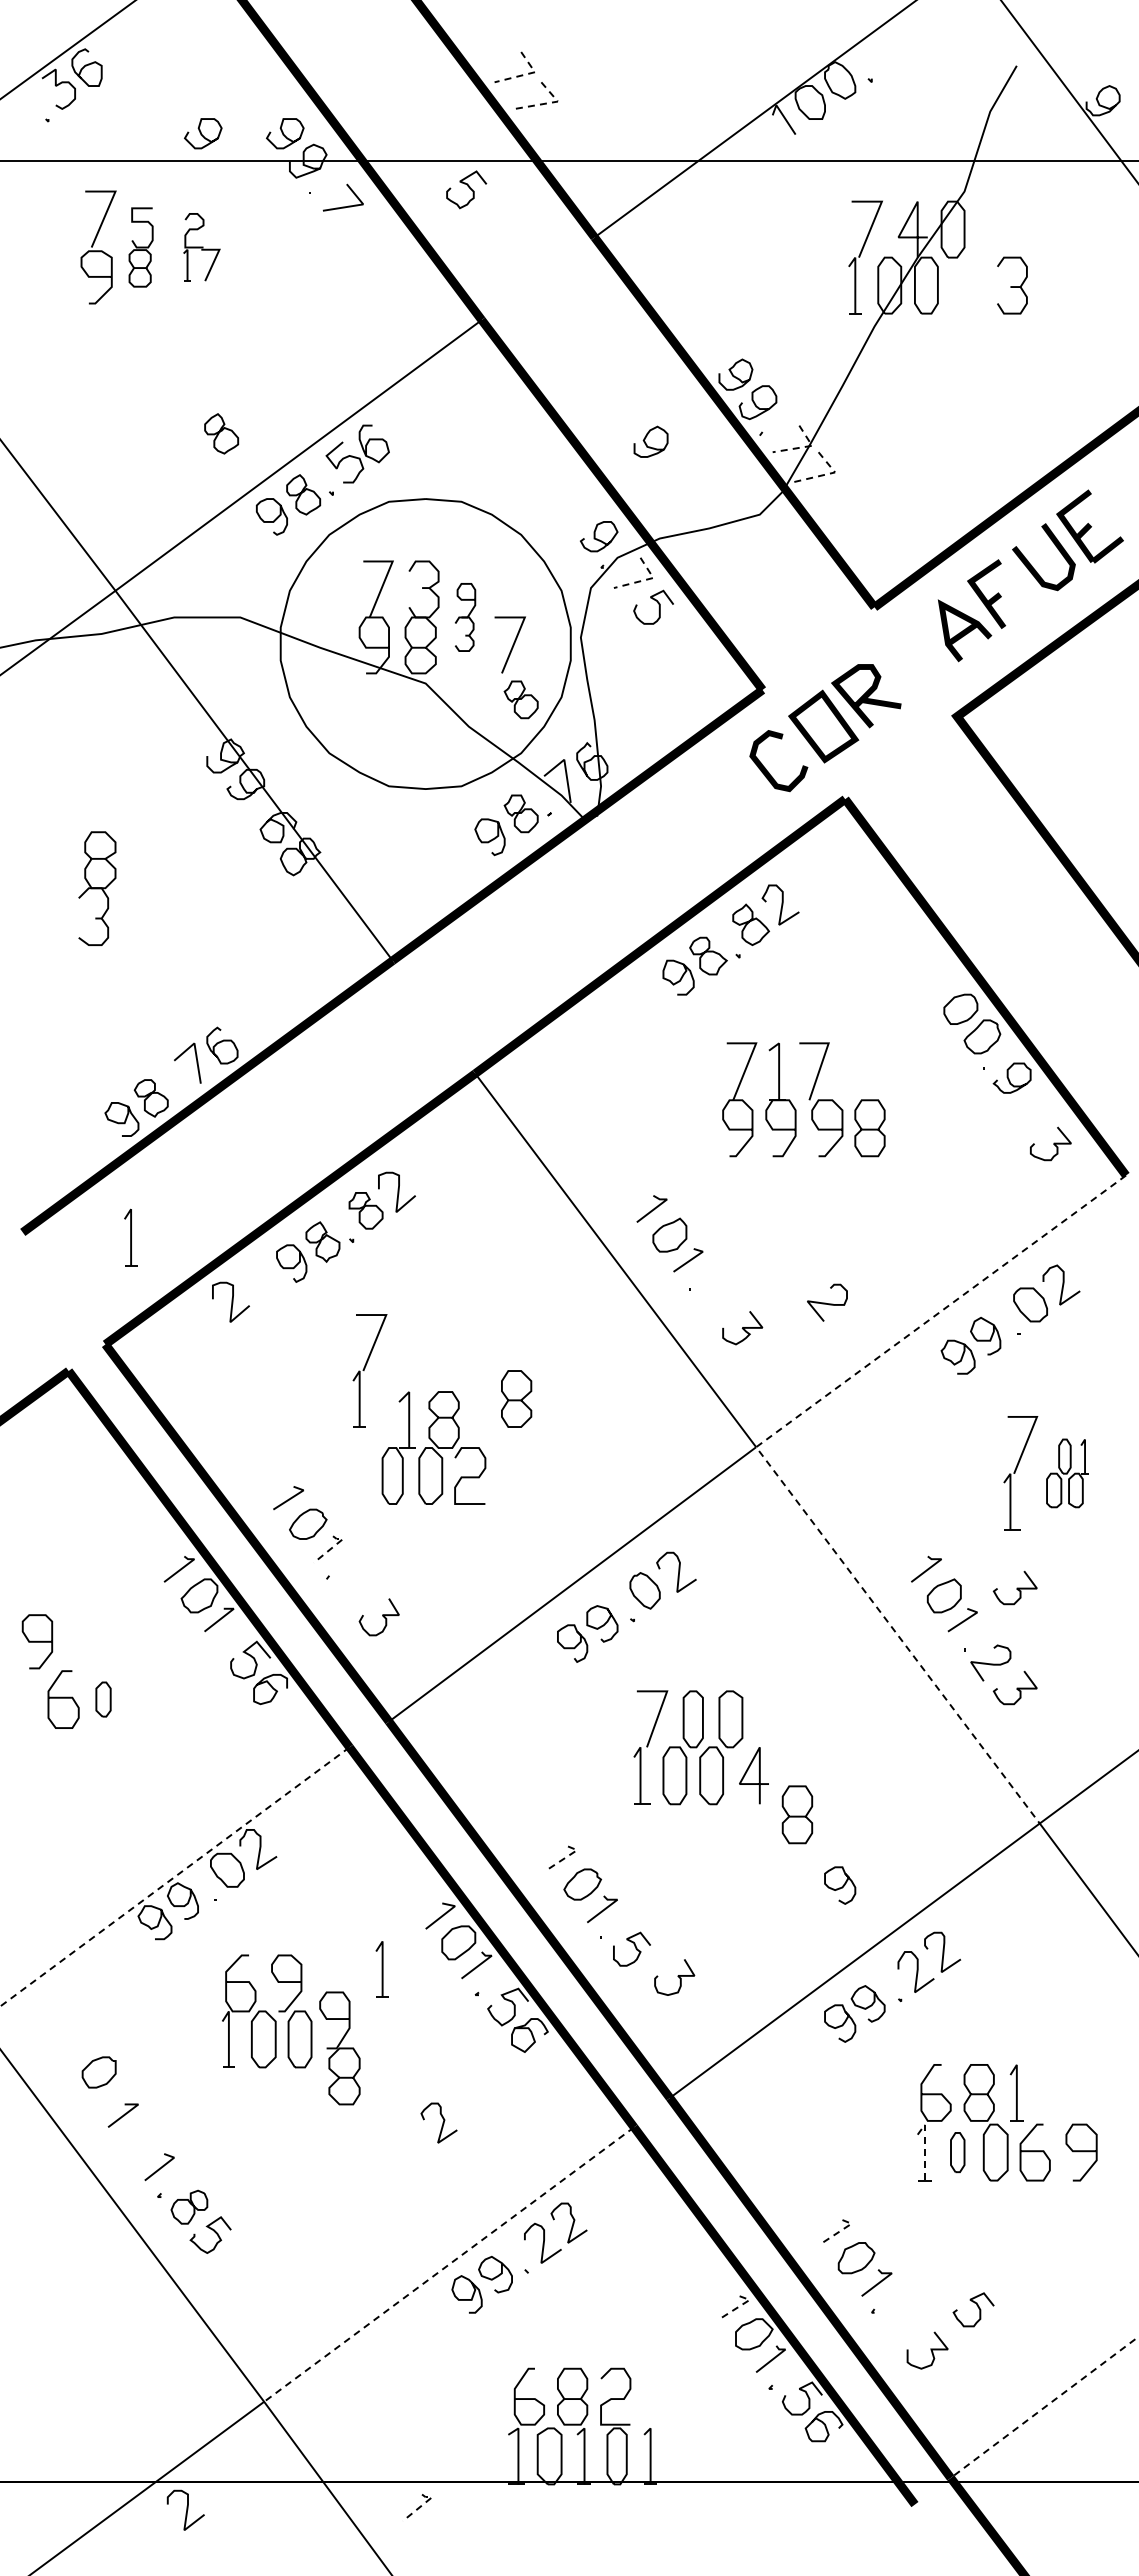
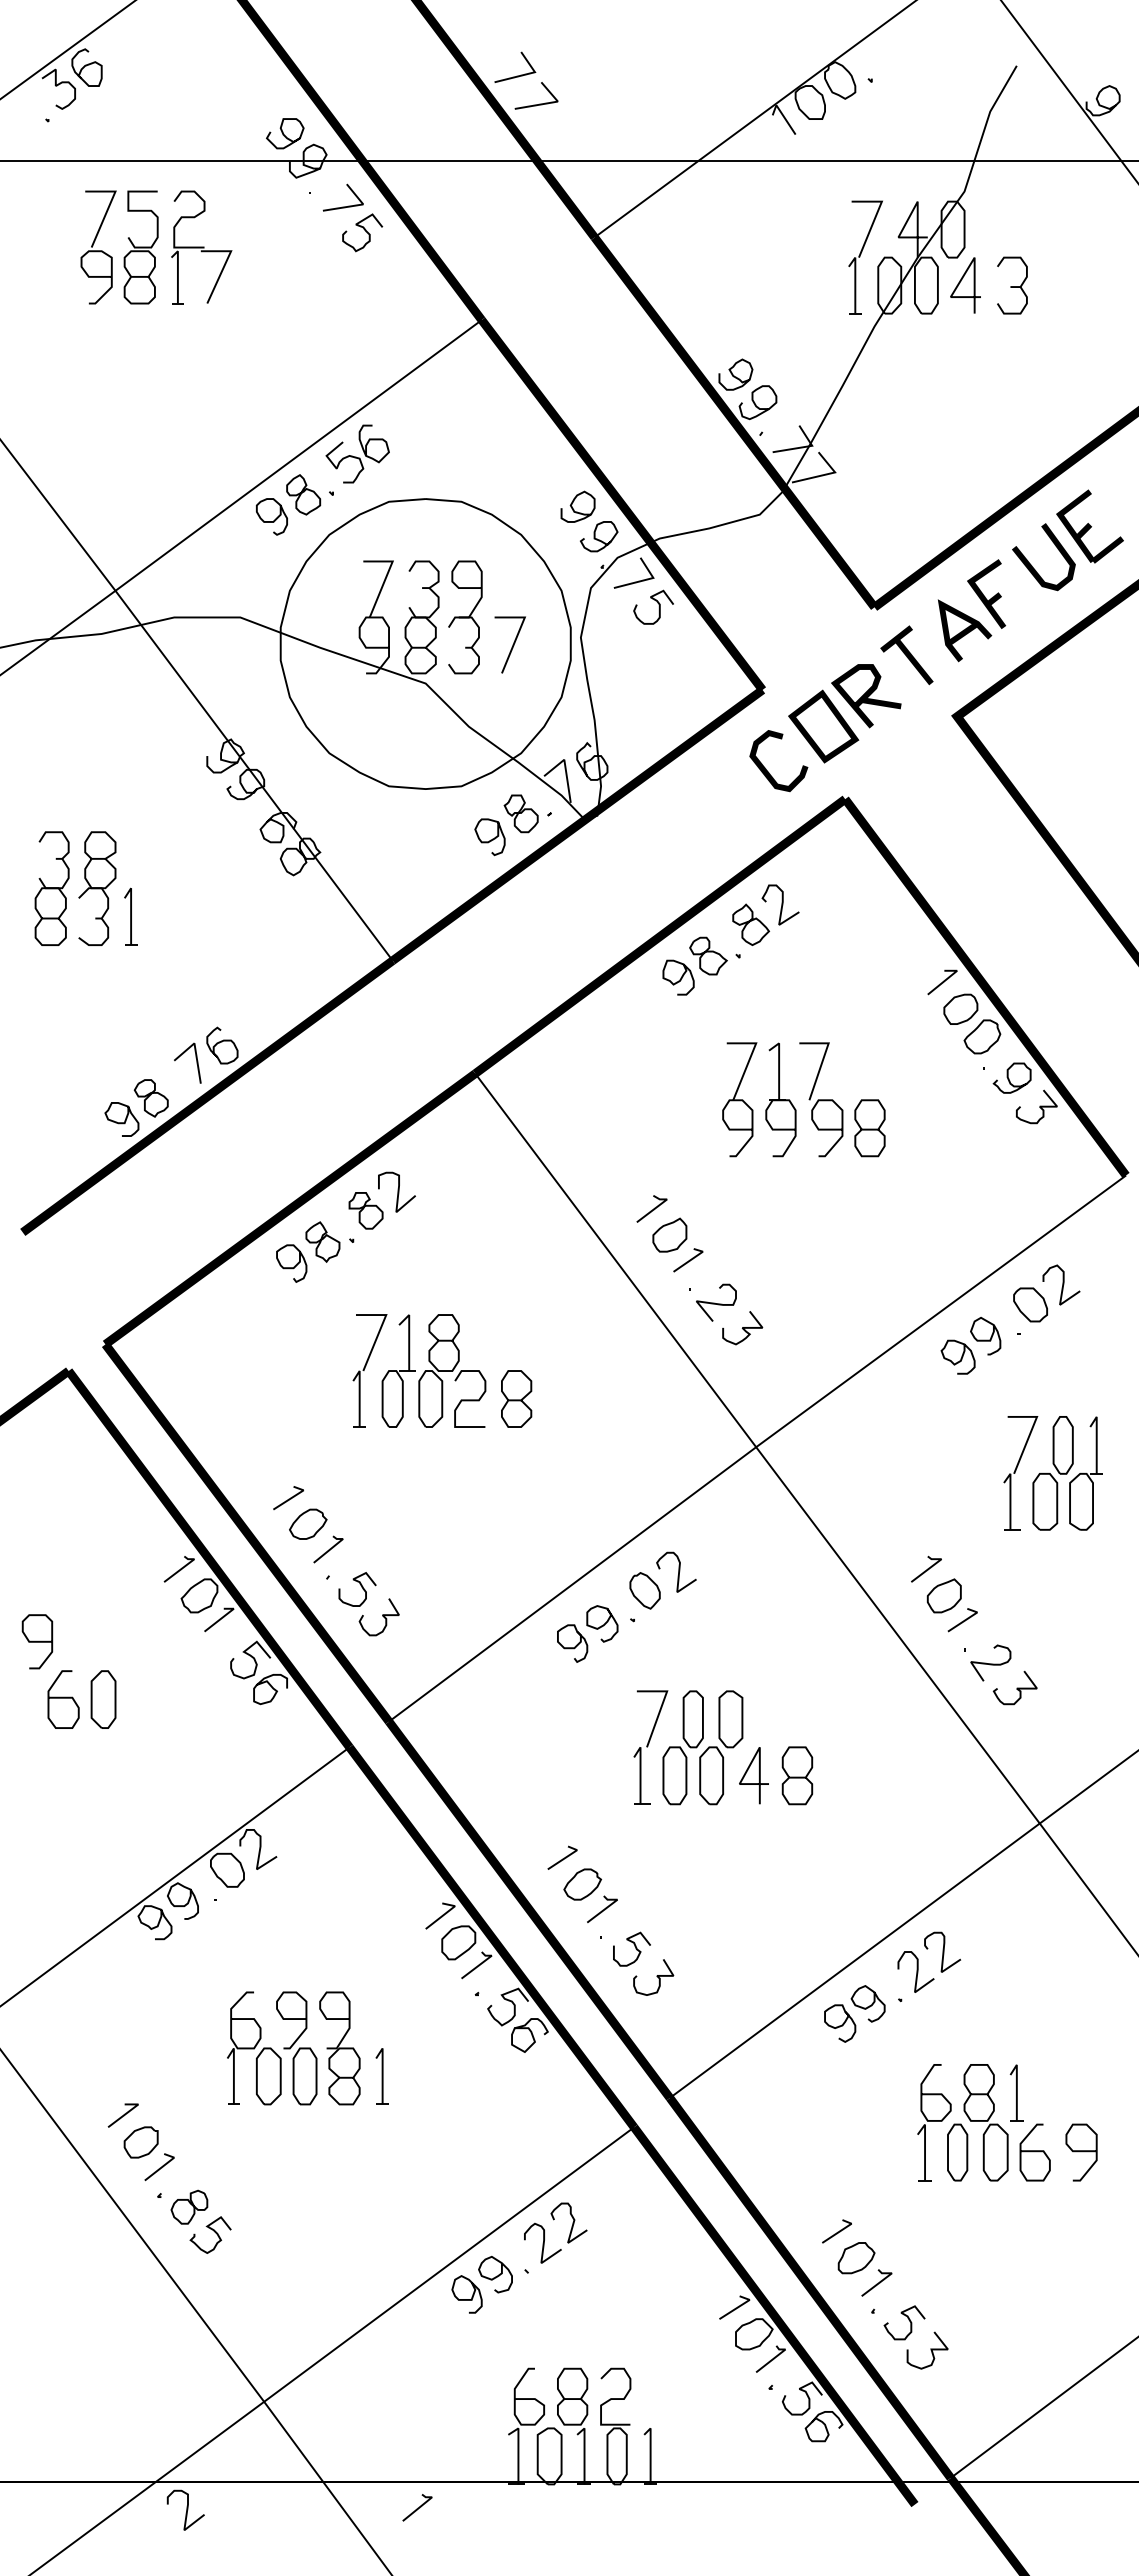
line: dashed -> solid (527, 74)
line: dashed -> solid (549, 103)
curve: present -> none (202, 134)
curve position: (468, 187) -> (364, 230) (364, 230)
part size: 26x81 px -> 36x115 px (140, 247)
part size: 38x69 px -> 62x115 px (201, 247)
line: none -> present (960, 283)
part: present -> none (221, 433)
curve position: (647, 444) -> (574, 509) (574, 509)
line: dashed -> solid (804, 447)
line: dashed -> solid (826, 474)
line: dashed -> solid (645, 579)
part size: 23x69 px -> 35x115 px (465, 617)
part: none -> present (906, 655)
part: present -> none (520, 699)
part: none -> present (51, 888)
line: none -> present (942, 982)
curve position: (1053, 1143) -> (1039, 1106) (1039, 1106)
part position: (130, 1237) -> (130, 916) (130, 916)
curve: present -> none (231, 1301)
curve position: (827, 1303) -> (716, 1303) (716, 1303)
part position: (433, 1447) -> (433, 1370) (433, 1370)
line: dashed -> solid (759, 1451)
part size: 43x71 px -> 71x115 px (1067, 1473)
line: dashed -> solid (333, 1546)
curve: none -> present (361, 1587)
curve: present -> none (1016, 1588)
part size: 17x37 px -> 27x59 px (103, 1699)
curve position: (797, 1815) -> (797, 1776) (797, 1776)
line: dashed -> solid (566, 1857)
line: dashed -> solid (174, 1877)
curve: present -> none (841, 1886)
part position: (381, 1969) -> (381, 2076) (381, 2076)
curve position: (677, 1976) -> (656, 1976) (656, 1976)
part position: (267, 2011) -> (272, 2048) (272, 2048)
part position: (98, 2072) -> (140, 2142) (140, 2142)
curve: present -> none (442, 2122)
line: dashed -> solid (925, 2145)
part size: 16x42 px -> 22x59 px (957, 2152)
line: dashed -> solid (841, 2230)
line: dashed -> solid (448, 2264)
line: dashed -> solid (739, 2306)
curve position: (977, 2307) -> (908, 2320) (908, 2320)
line: dashed -> solid (1044, 2407)
line: dashed -> solid (422, 2504)
